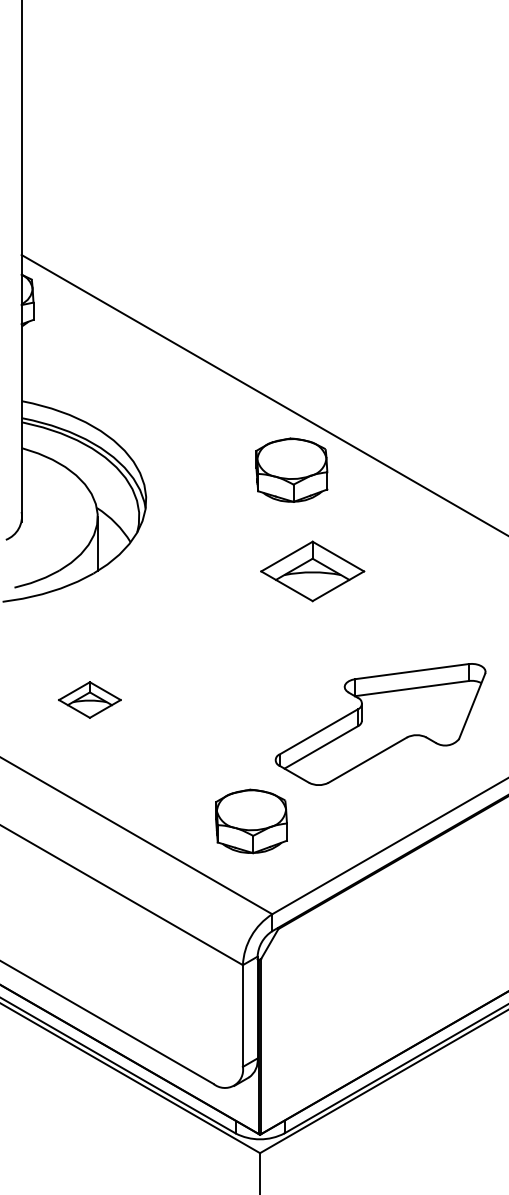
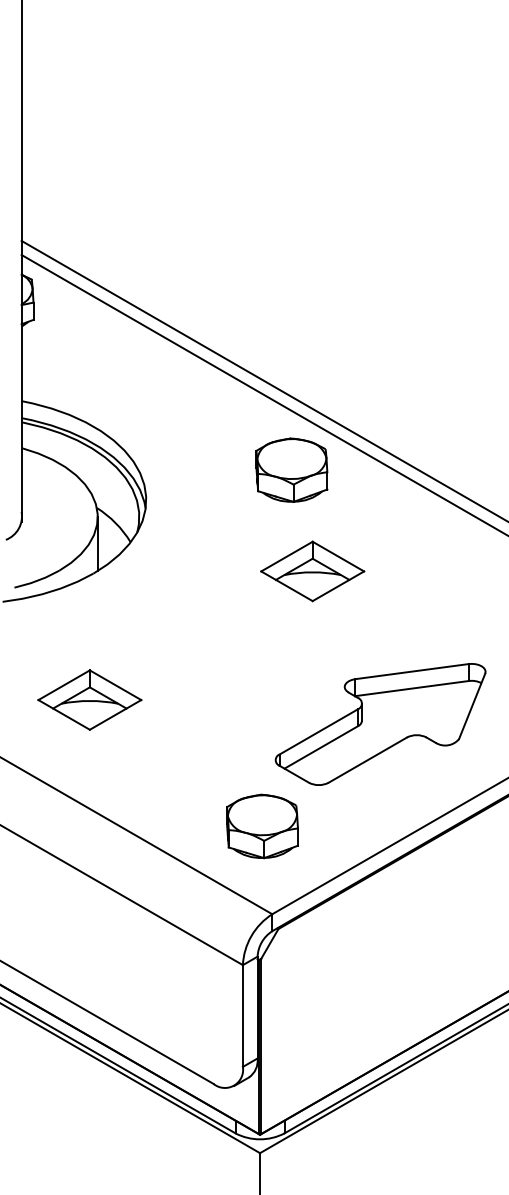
line: none -> present (263, 380)
part size: 64x38 px -> 106x62 px (89, 699)
part position: (251, 821) -> (262, 826) (262, 826)
